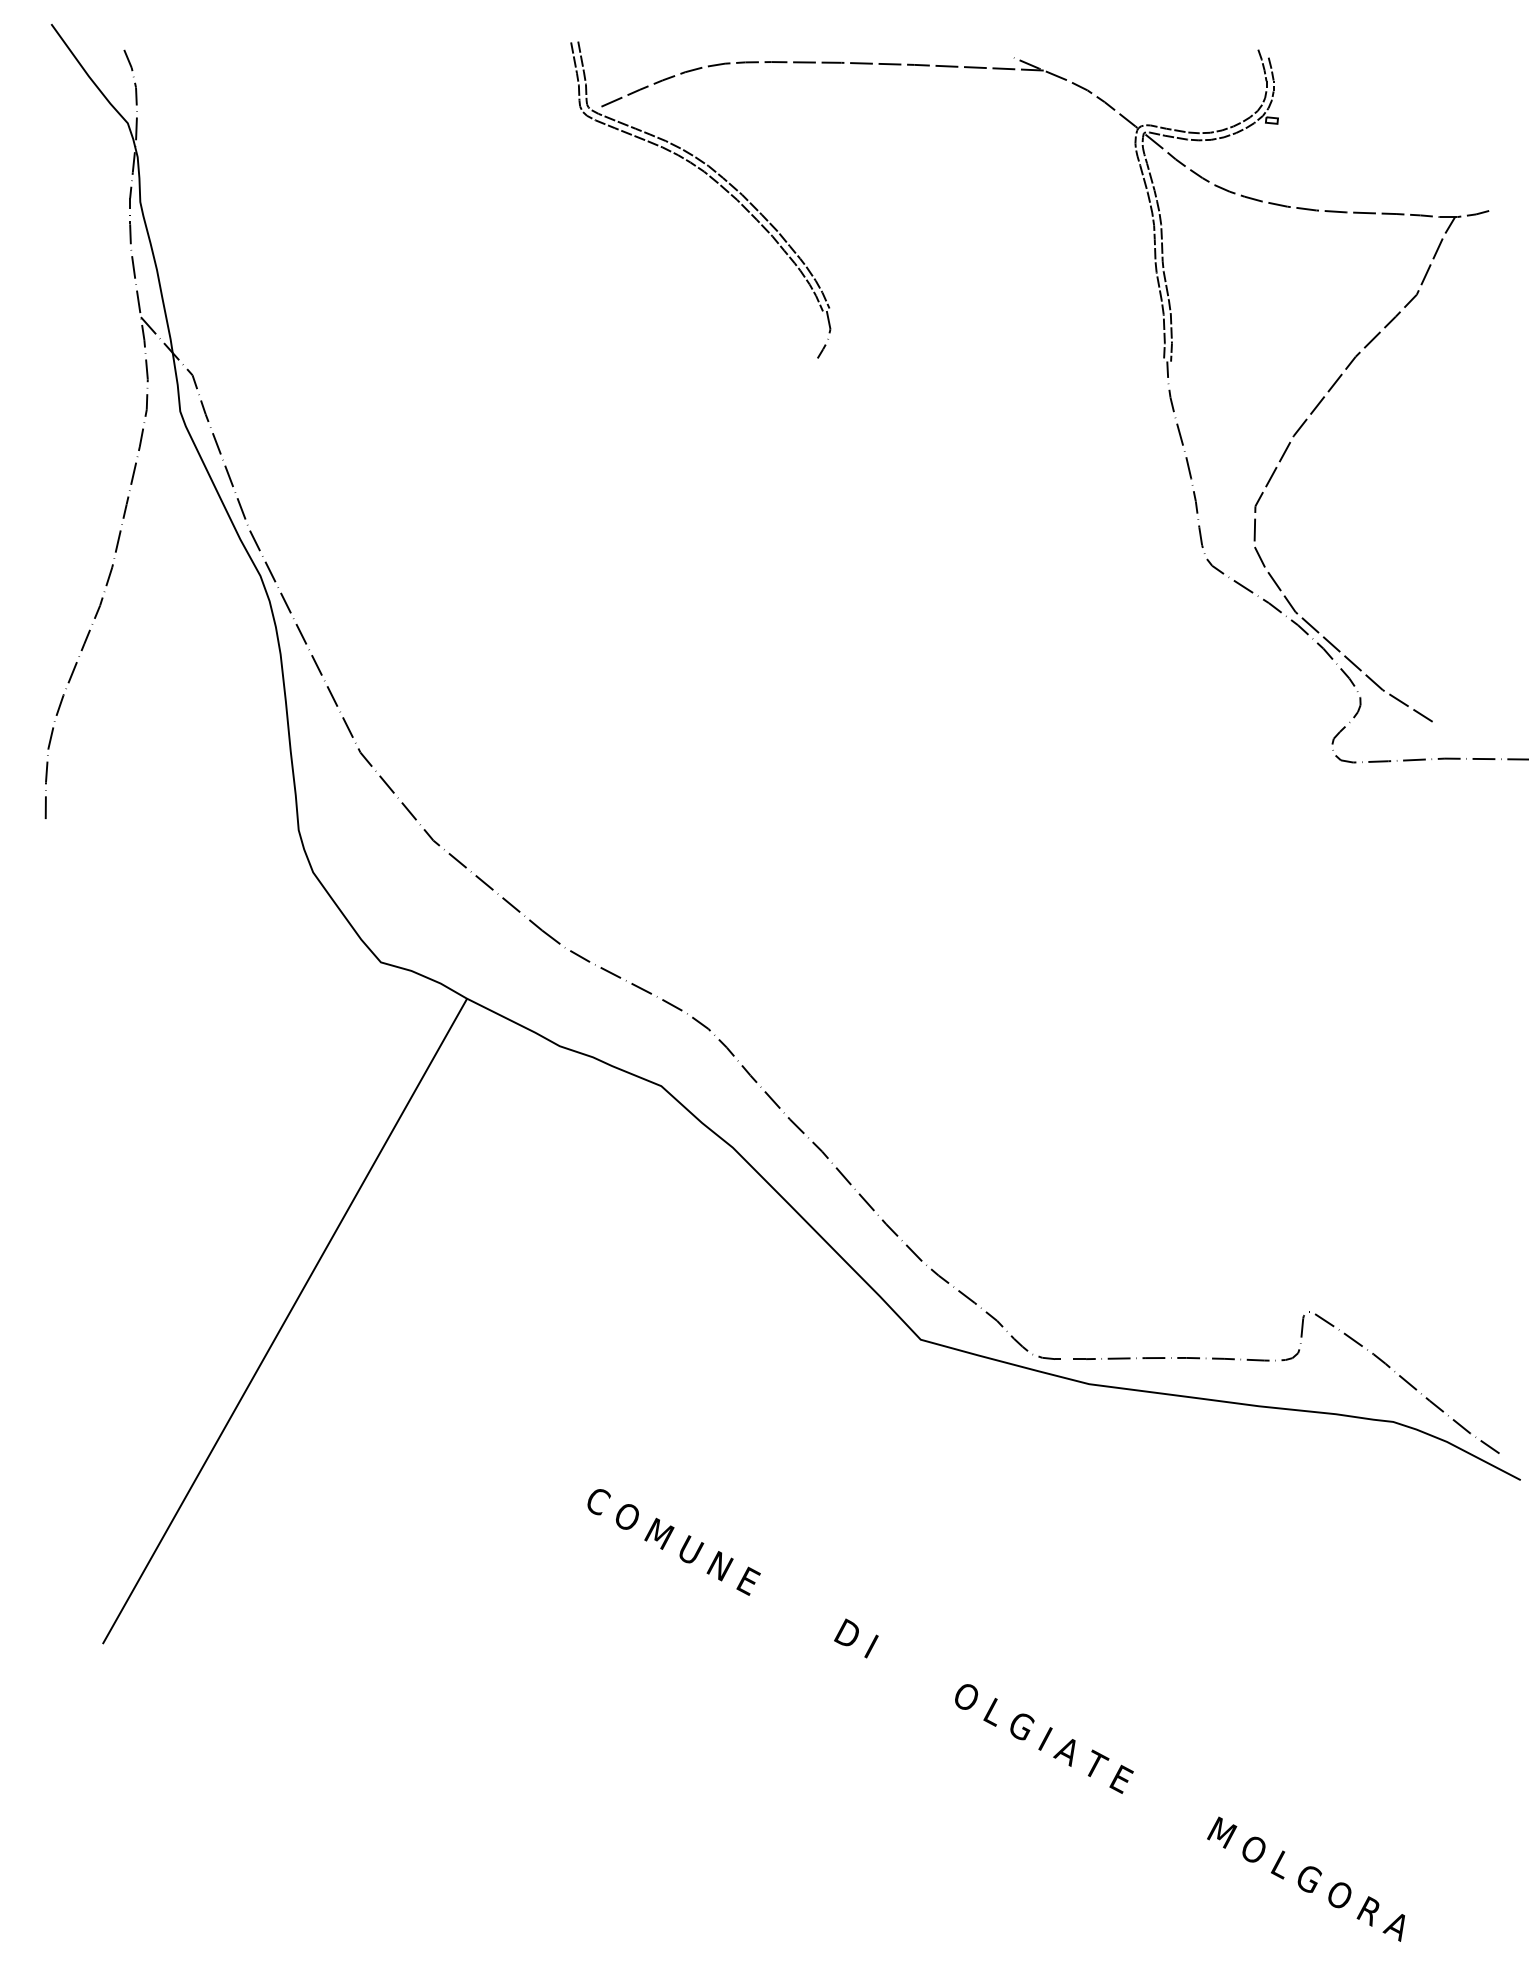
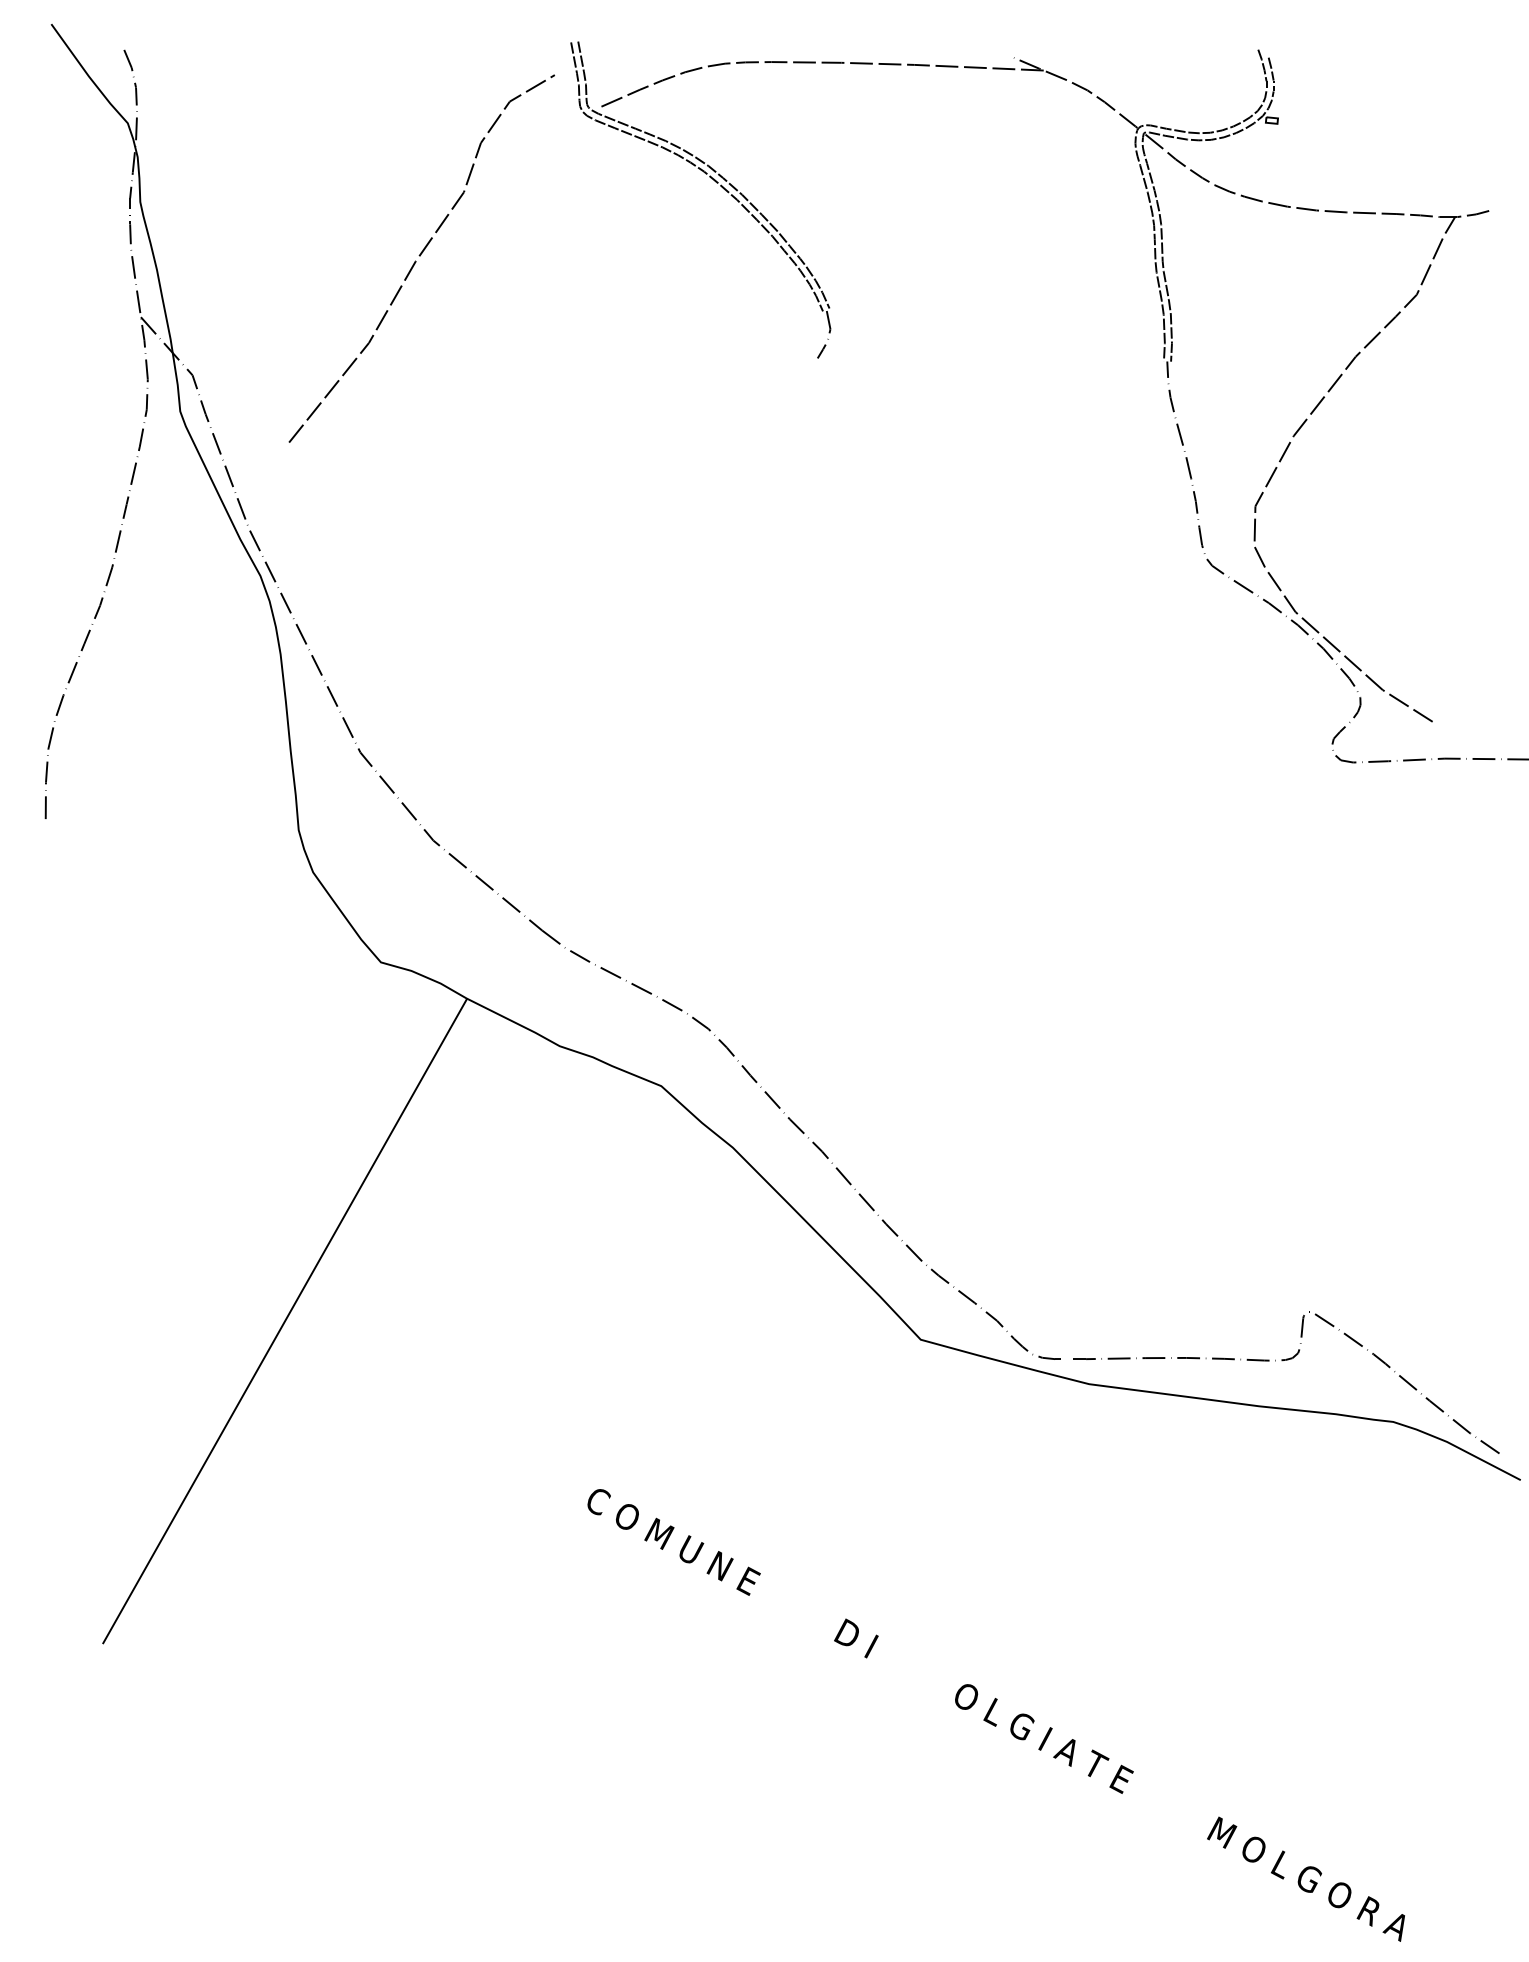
curve: none -> present (420, 256)
